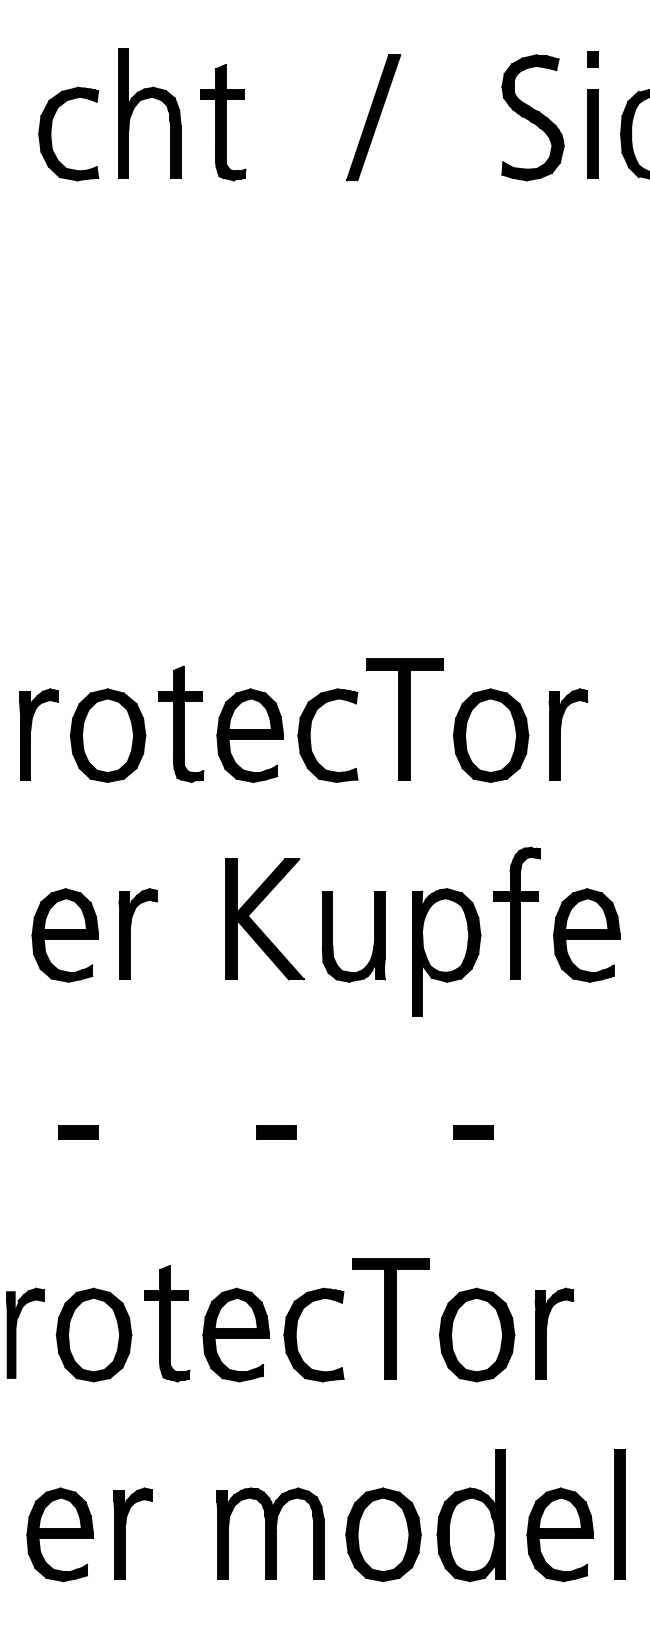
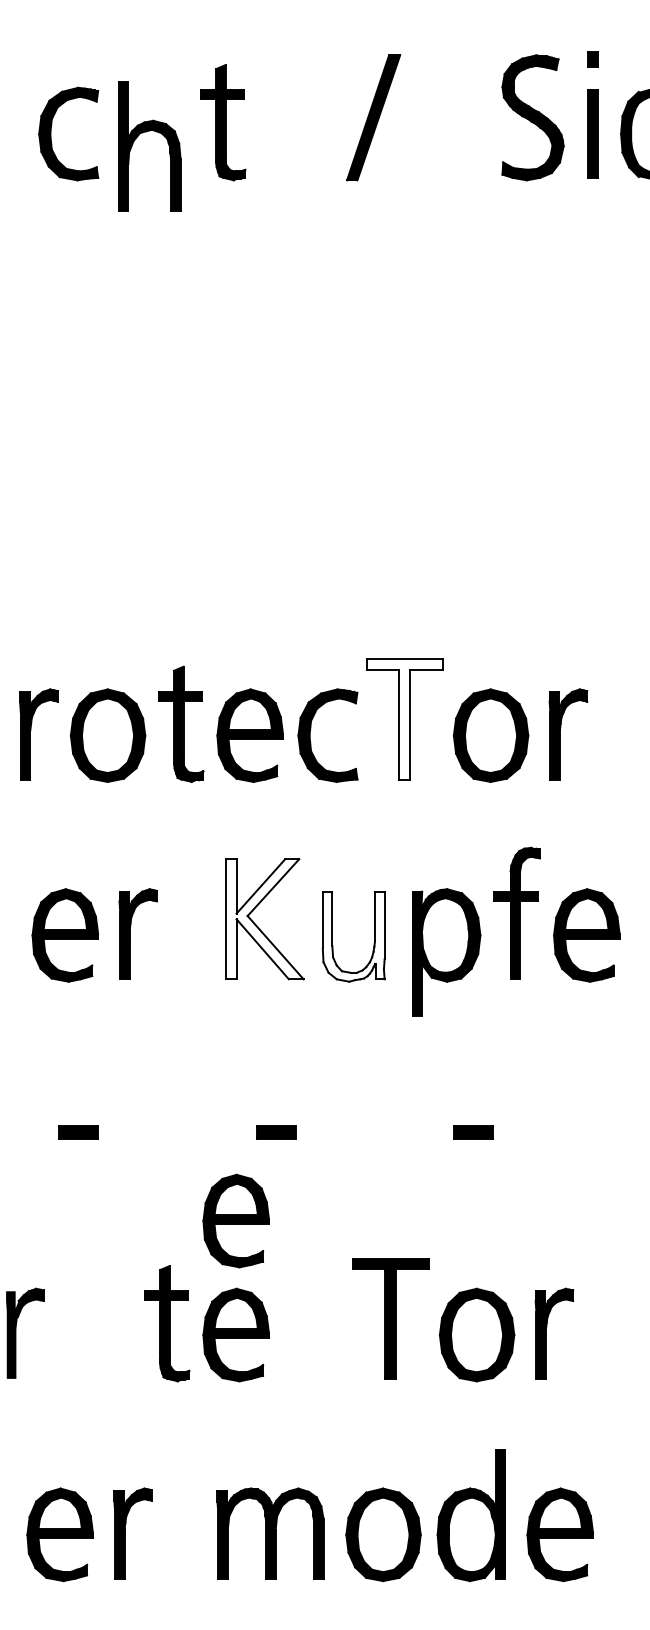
part position: (146, 99) -> (146, 132) (146, 132)
fill: present -> none (404, 719)
fill: present -> none (264, 919)
fill: present -> none (353, 936)
part: none -> present (235, 1220)
part: present -> none (93, 1334)
part: present -> none (296, 1334)
part: present -> none (619, 1514)
